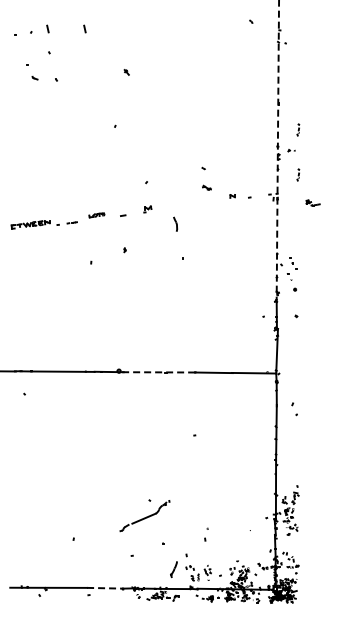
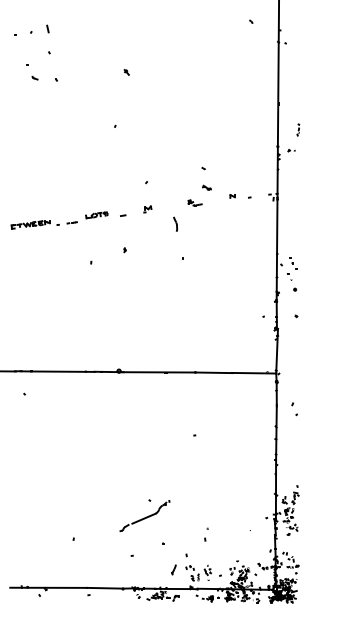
line: present -> none (84, 28)
line: dashed -> solid (277, 150)
part: present -> none (298, 174)
part position: (312, 202) -> (194, 202) (194, 202)
part size: 18x7 px -> 24x9 px (96, 215)
line: dashed -> solid (158, 372)
part size: 8x18 px -> 6x12 px (173, 569)
line: dashed -> solid (105, 588)
